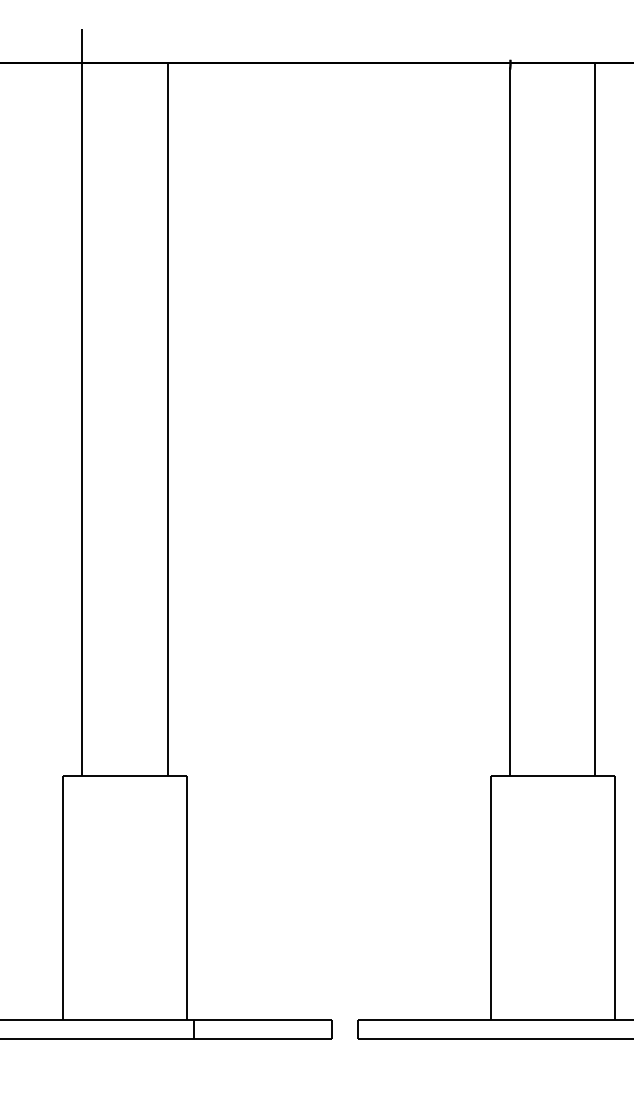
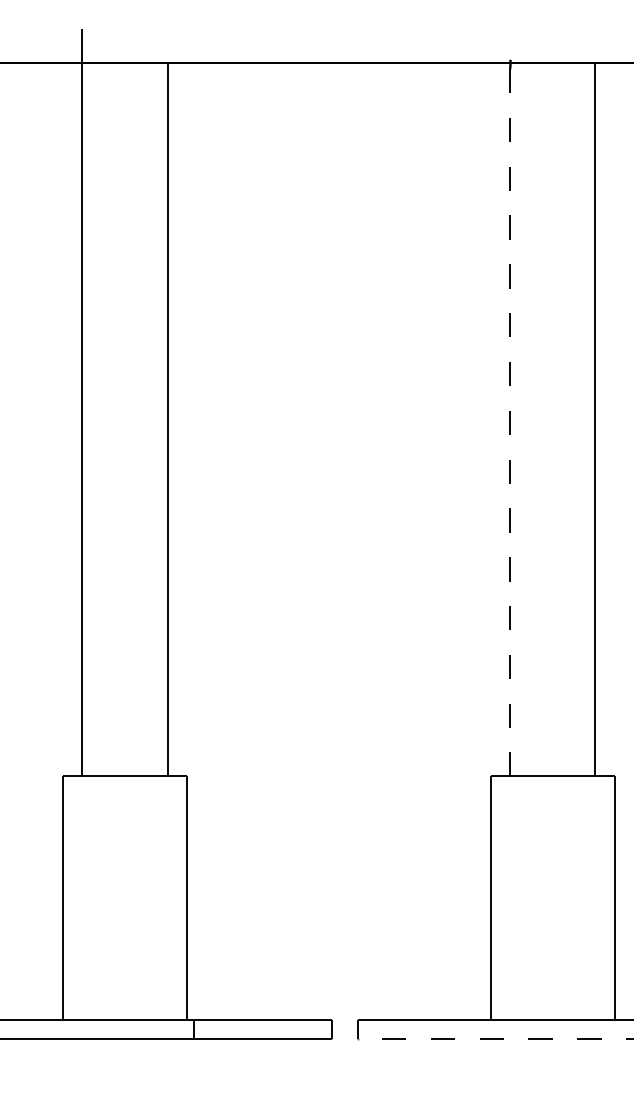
line: solid -> dashed (510, 422)
line: solid -> dashed (495, 1039)
